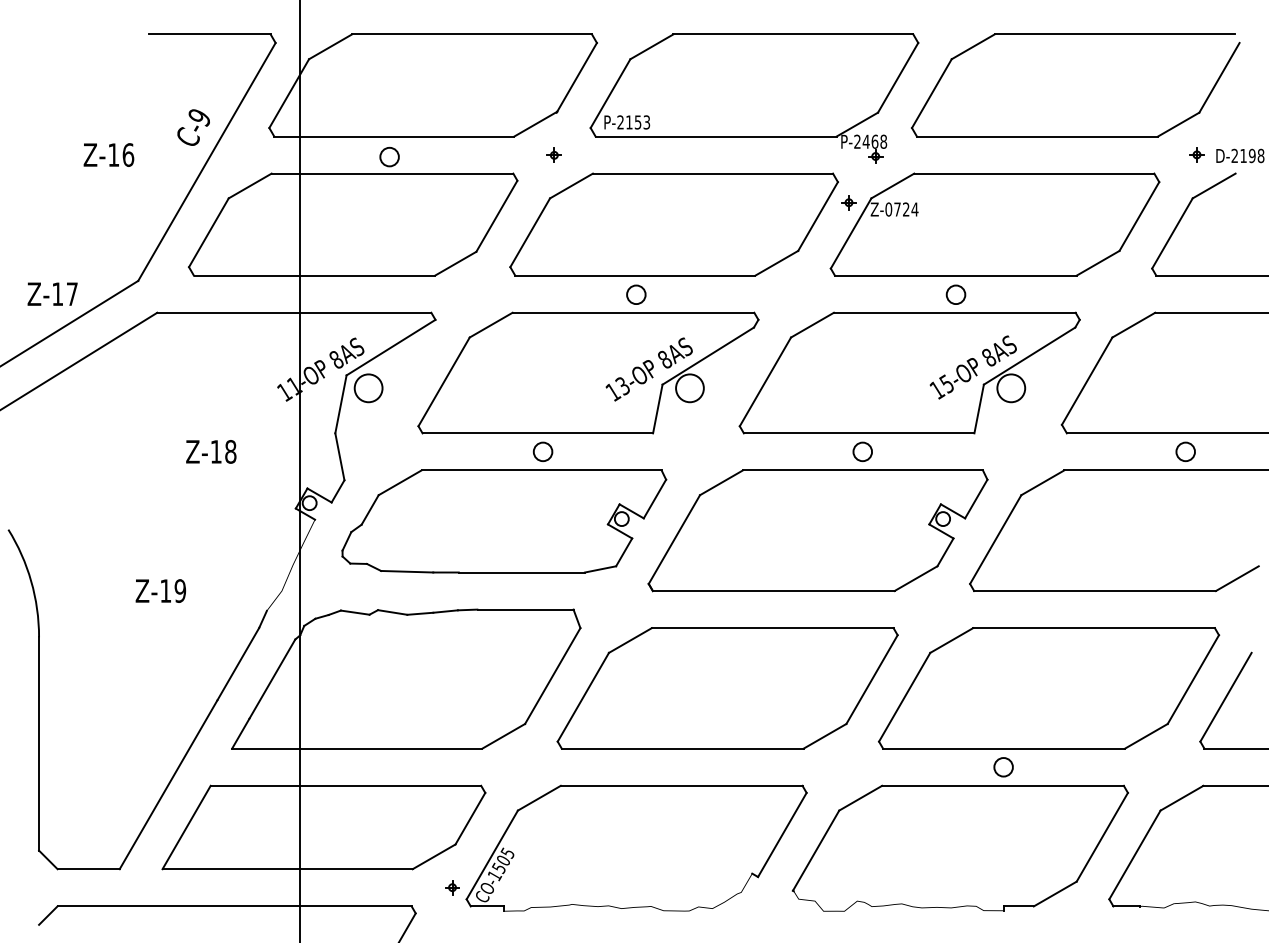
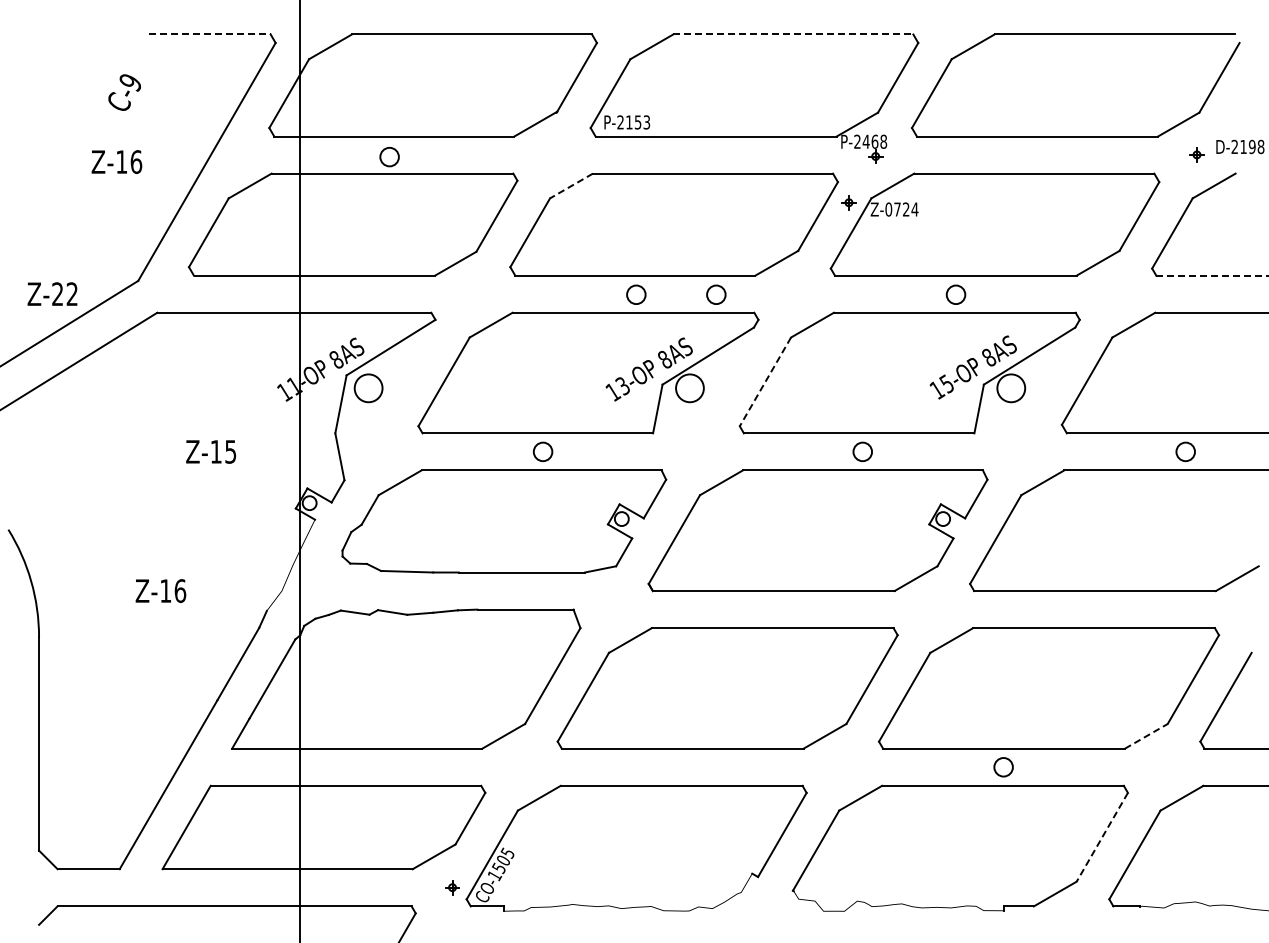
line: solid -> dashed (209, 34)
line: solid -> dashed (793, 34)
text position: (193, 127) -> (124, 92) (124, 92)
text position: (108, 154) -> (116, 161) (116, 161)
part: present -> none (553, 154)
text position: (1240, 155) -> (1240, 146) (1240, 146)
line: solid -> dashed (571, 186)
line: solid -> dashed (1212, 275)
text: Z-17 -> Z-22 (64, 293)
circle: none -> present (716, 294)
line: solid -> dashed (765, 382)
text: Z-18 -> Z-15 (230, 451)
text: Z-19 -> Z-16 (180, 590)
line: solid -> dashed (1146, 736)
line: solid -> dashed (1102, 837)
